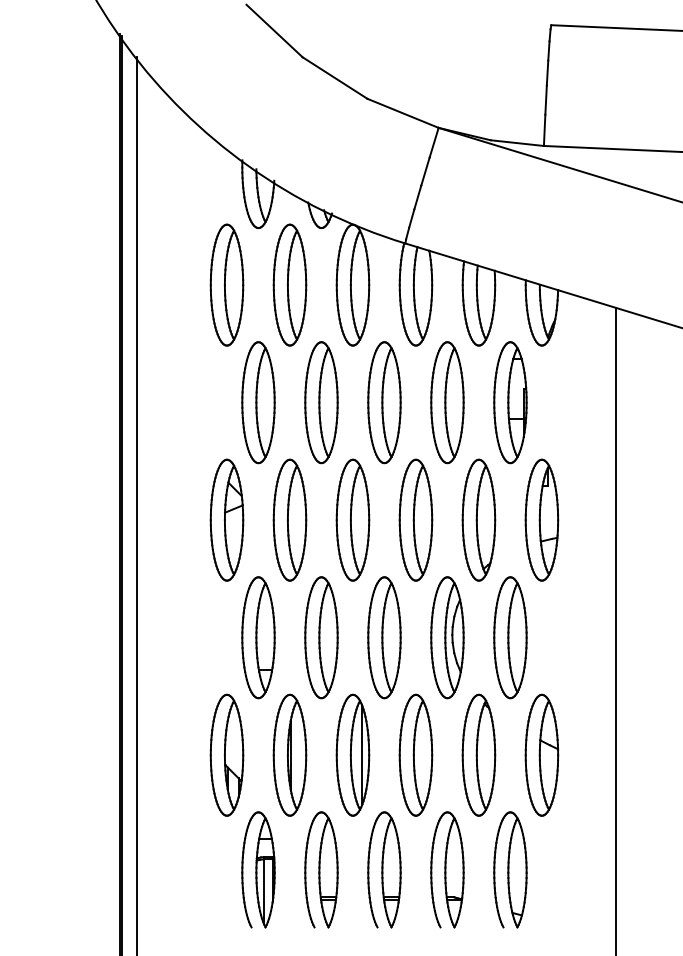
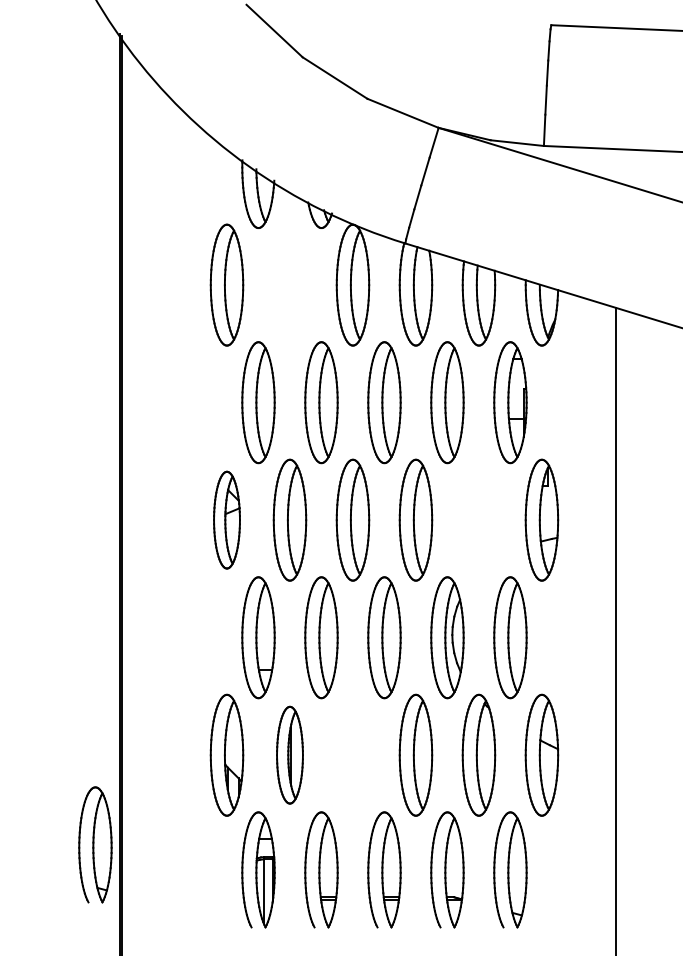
part: present -> none (289, 284)
line: present -> none (137, 504)
part size: 36x124 px -> 28x100 px (226, 519)
part: present -> none (478, 519)
part size: 36x124 px -> 28x100 px (289, 754)
part: present -> none (352, 754)
part: none -> present (95, 844)
